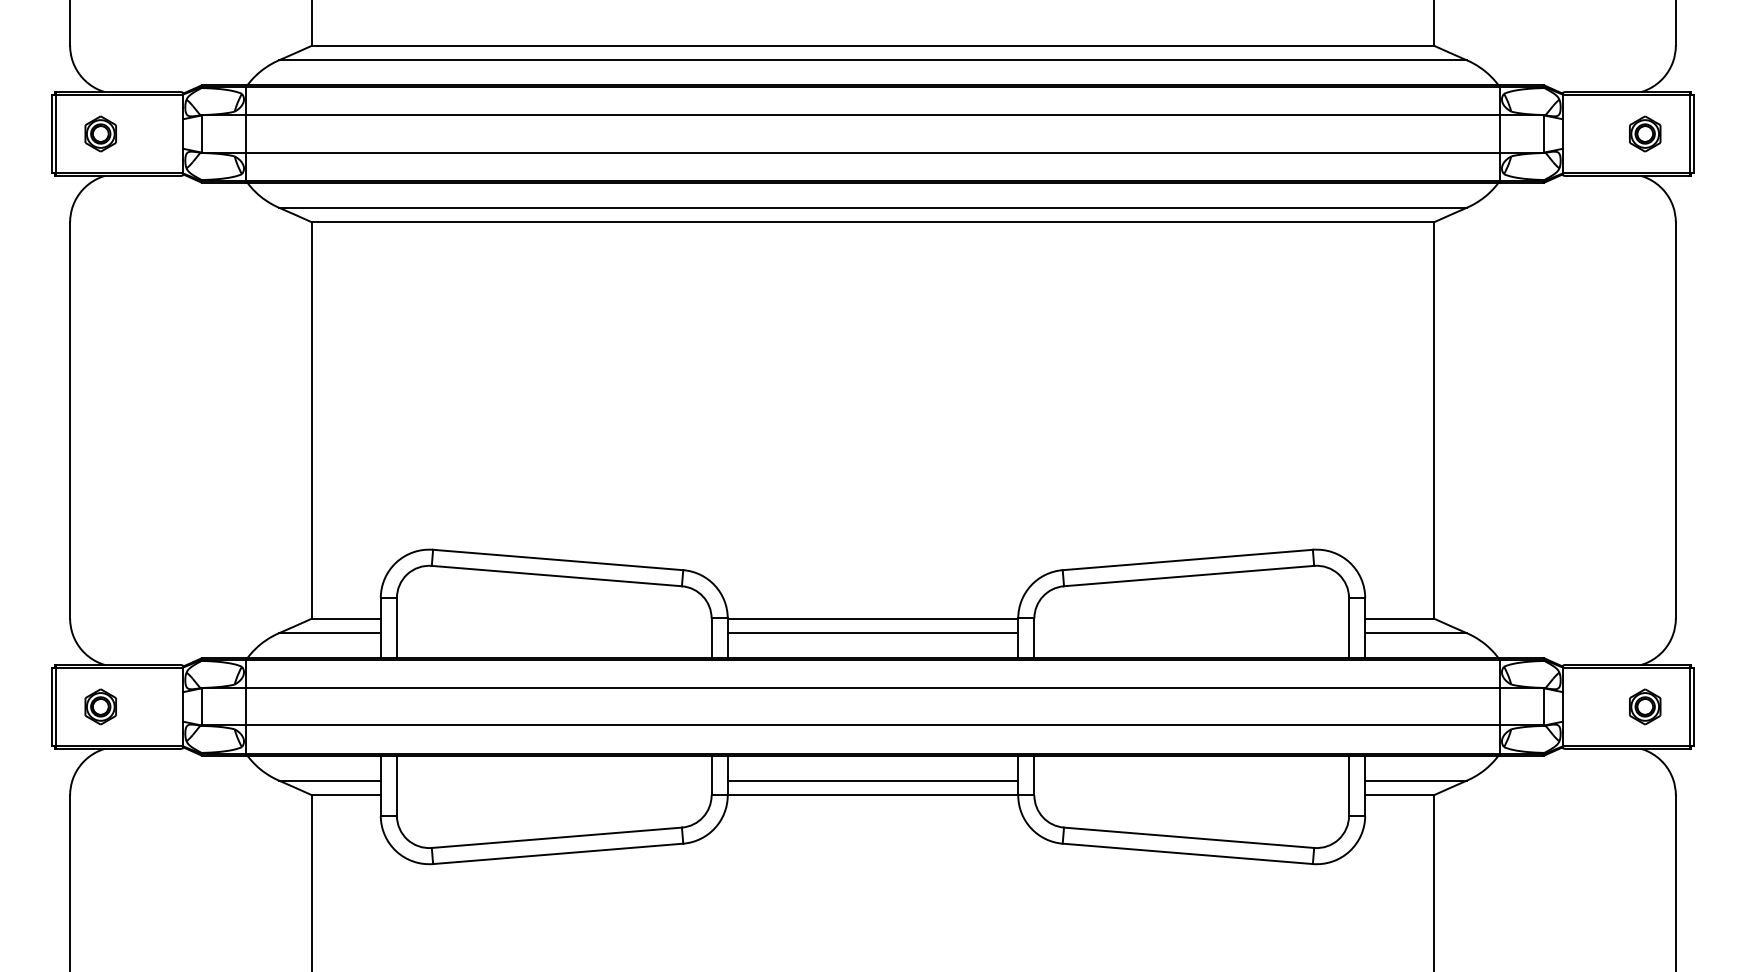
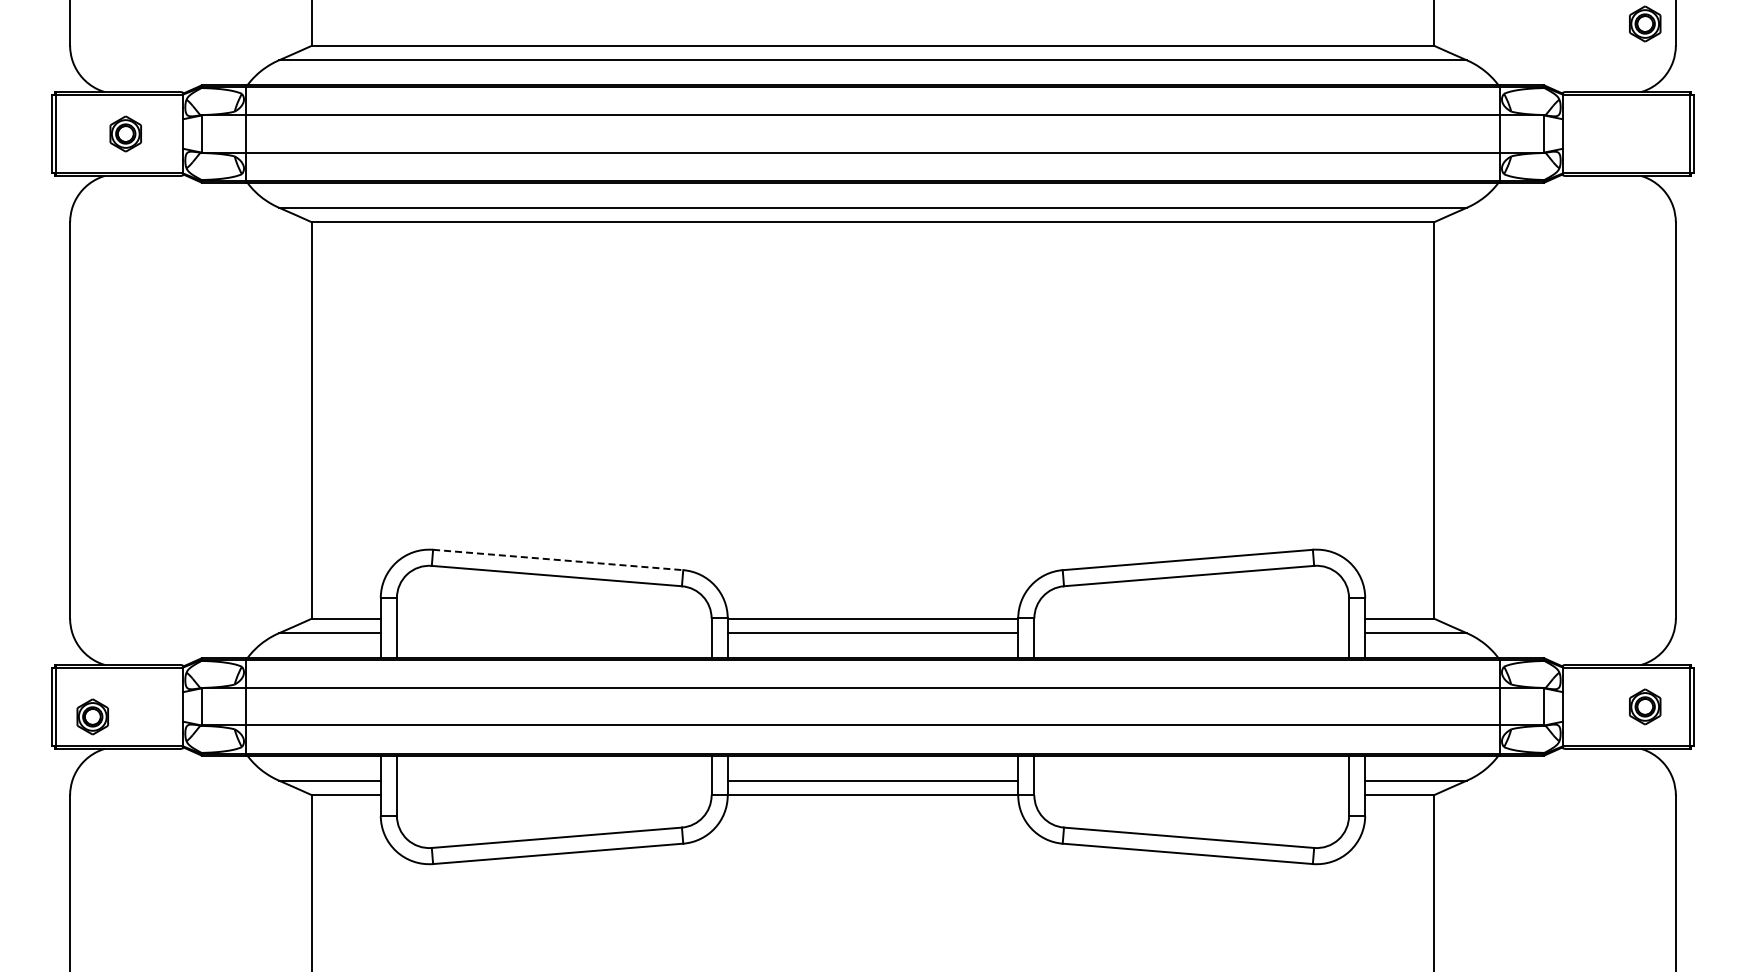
part position: (100, 133) -> (125, 133) (125, 133)
part position: (1645, 133) -> (1645, 23) (1645, 23)
line: solid -> dashed (558, 560)
part position: (100, 706) -> (92, 716) (92, 716)
